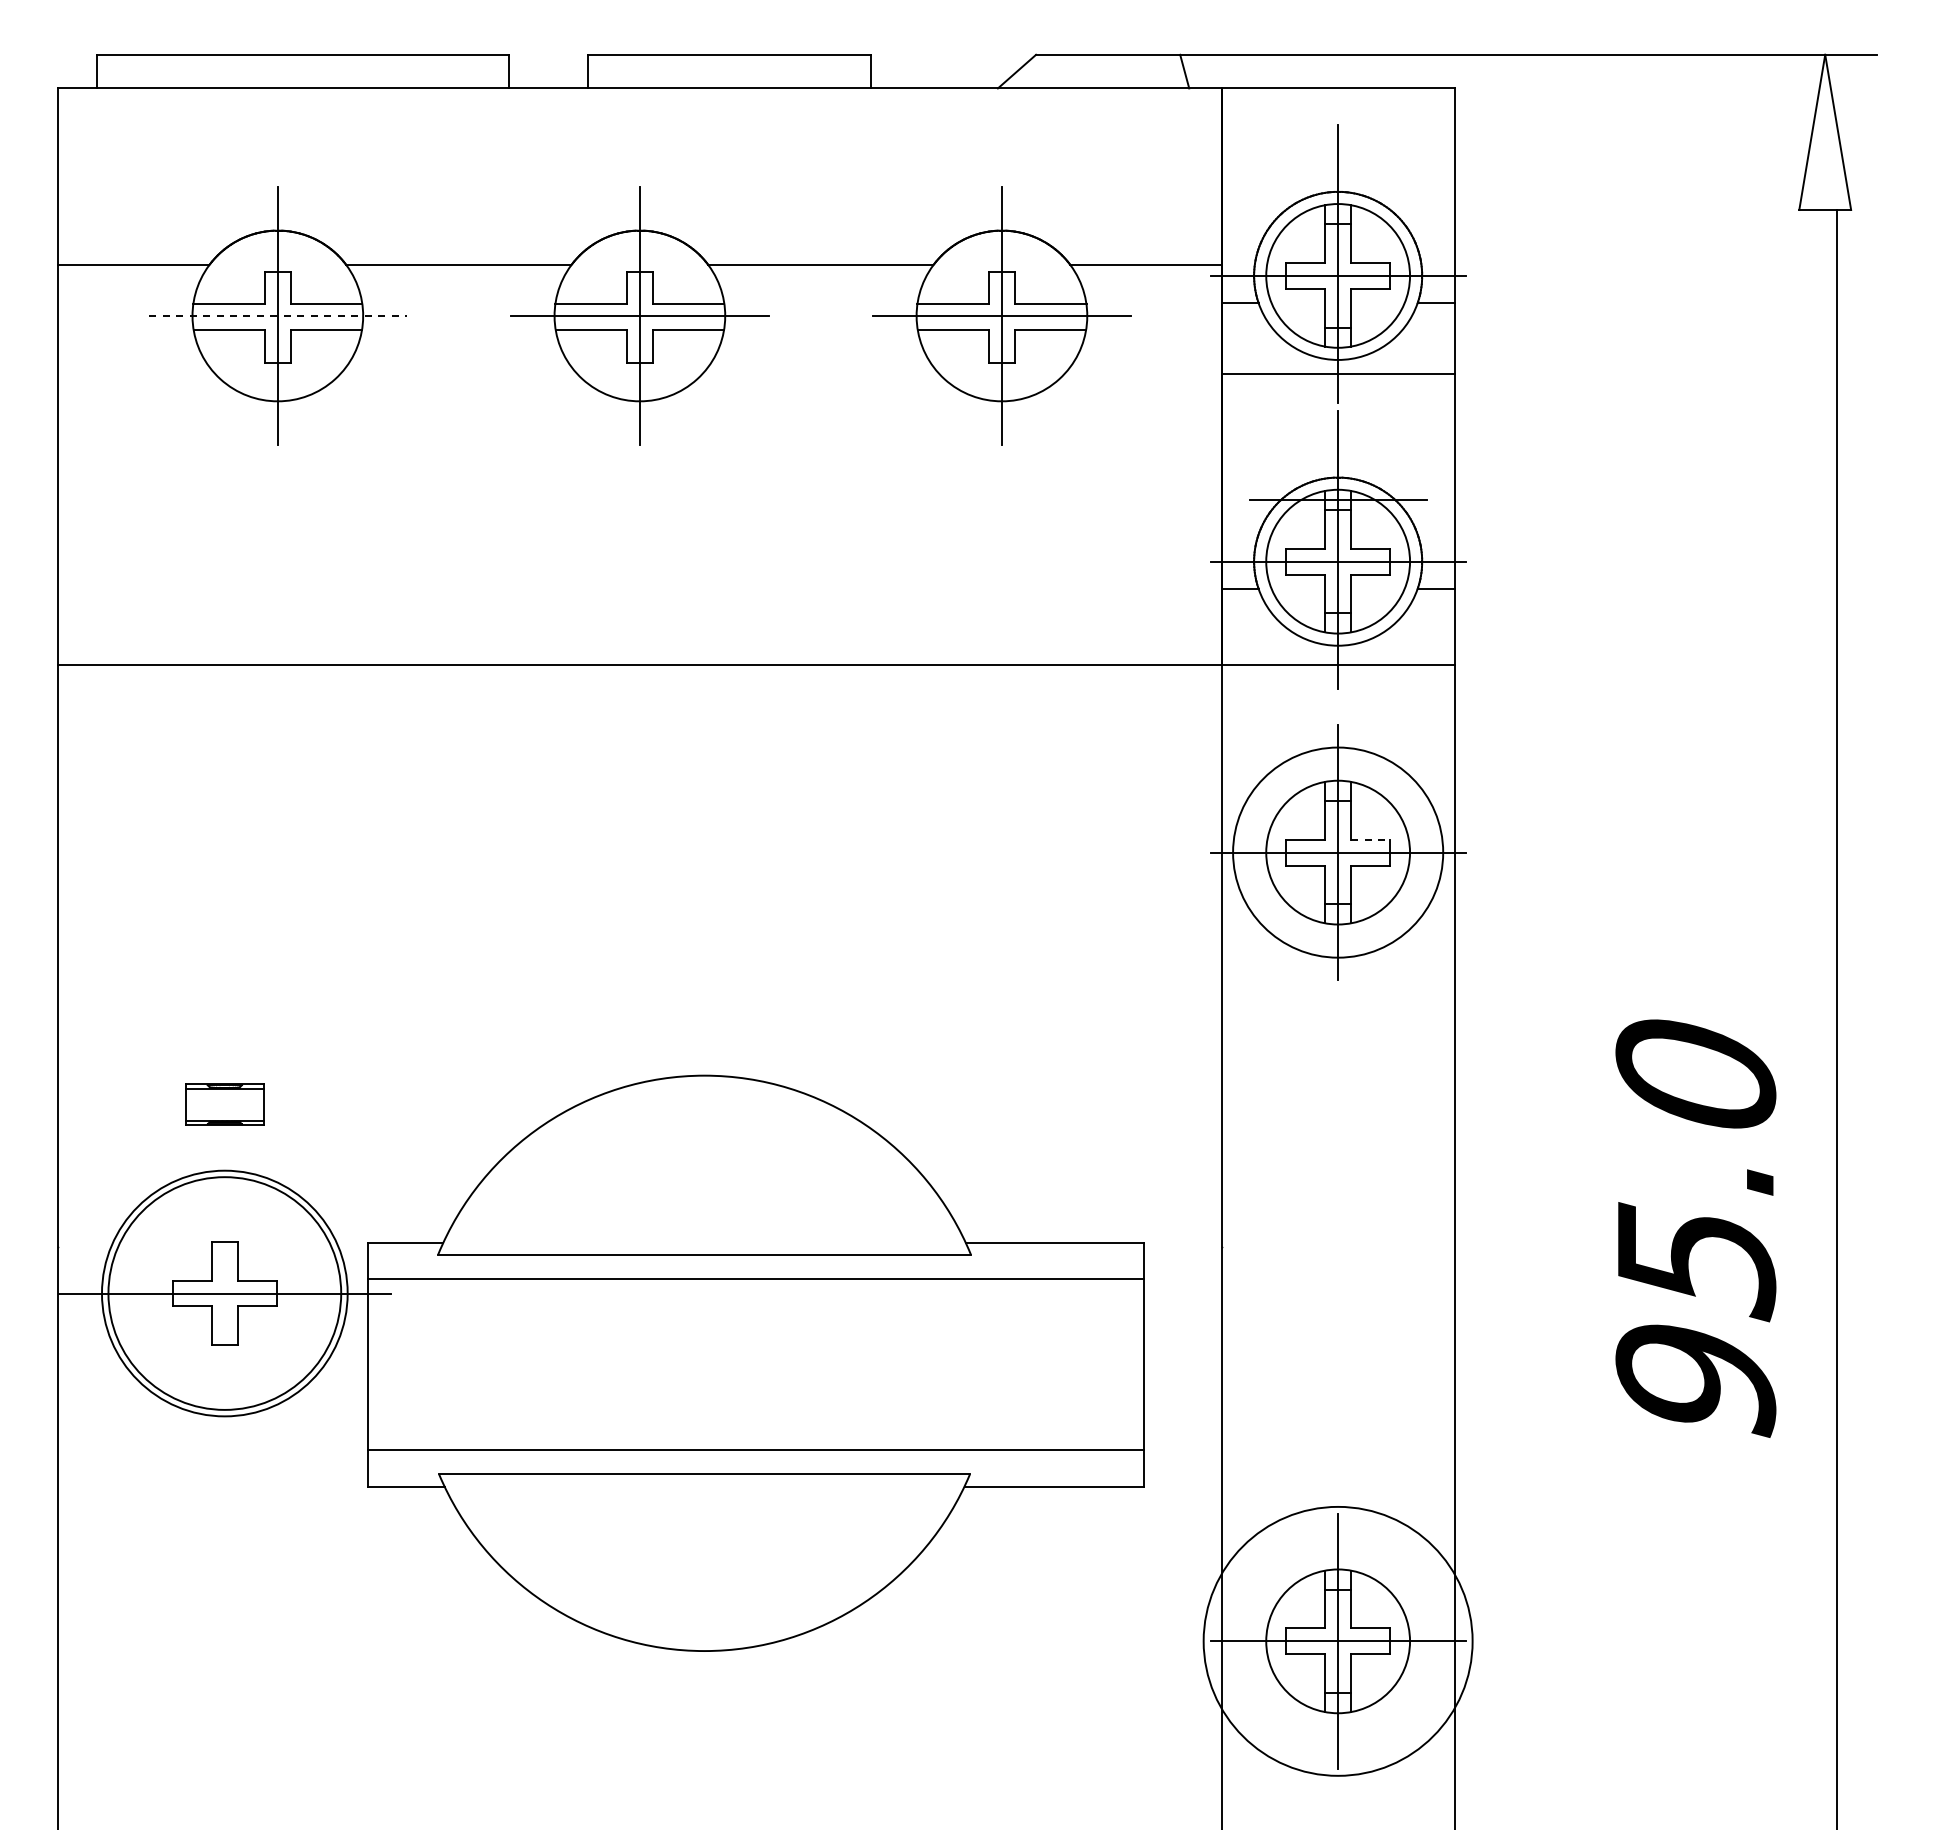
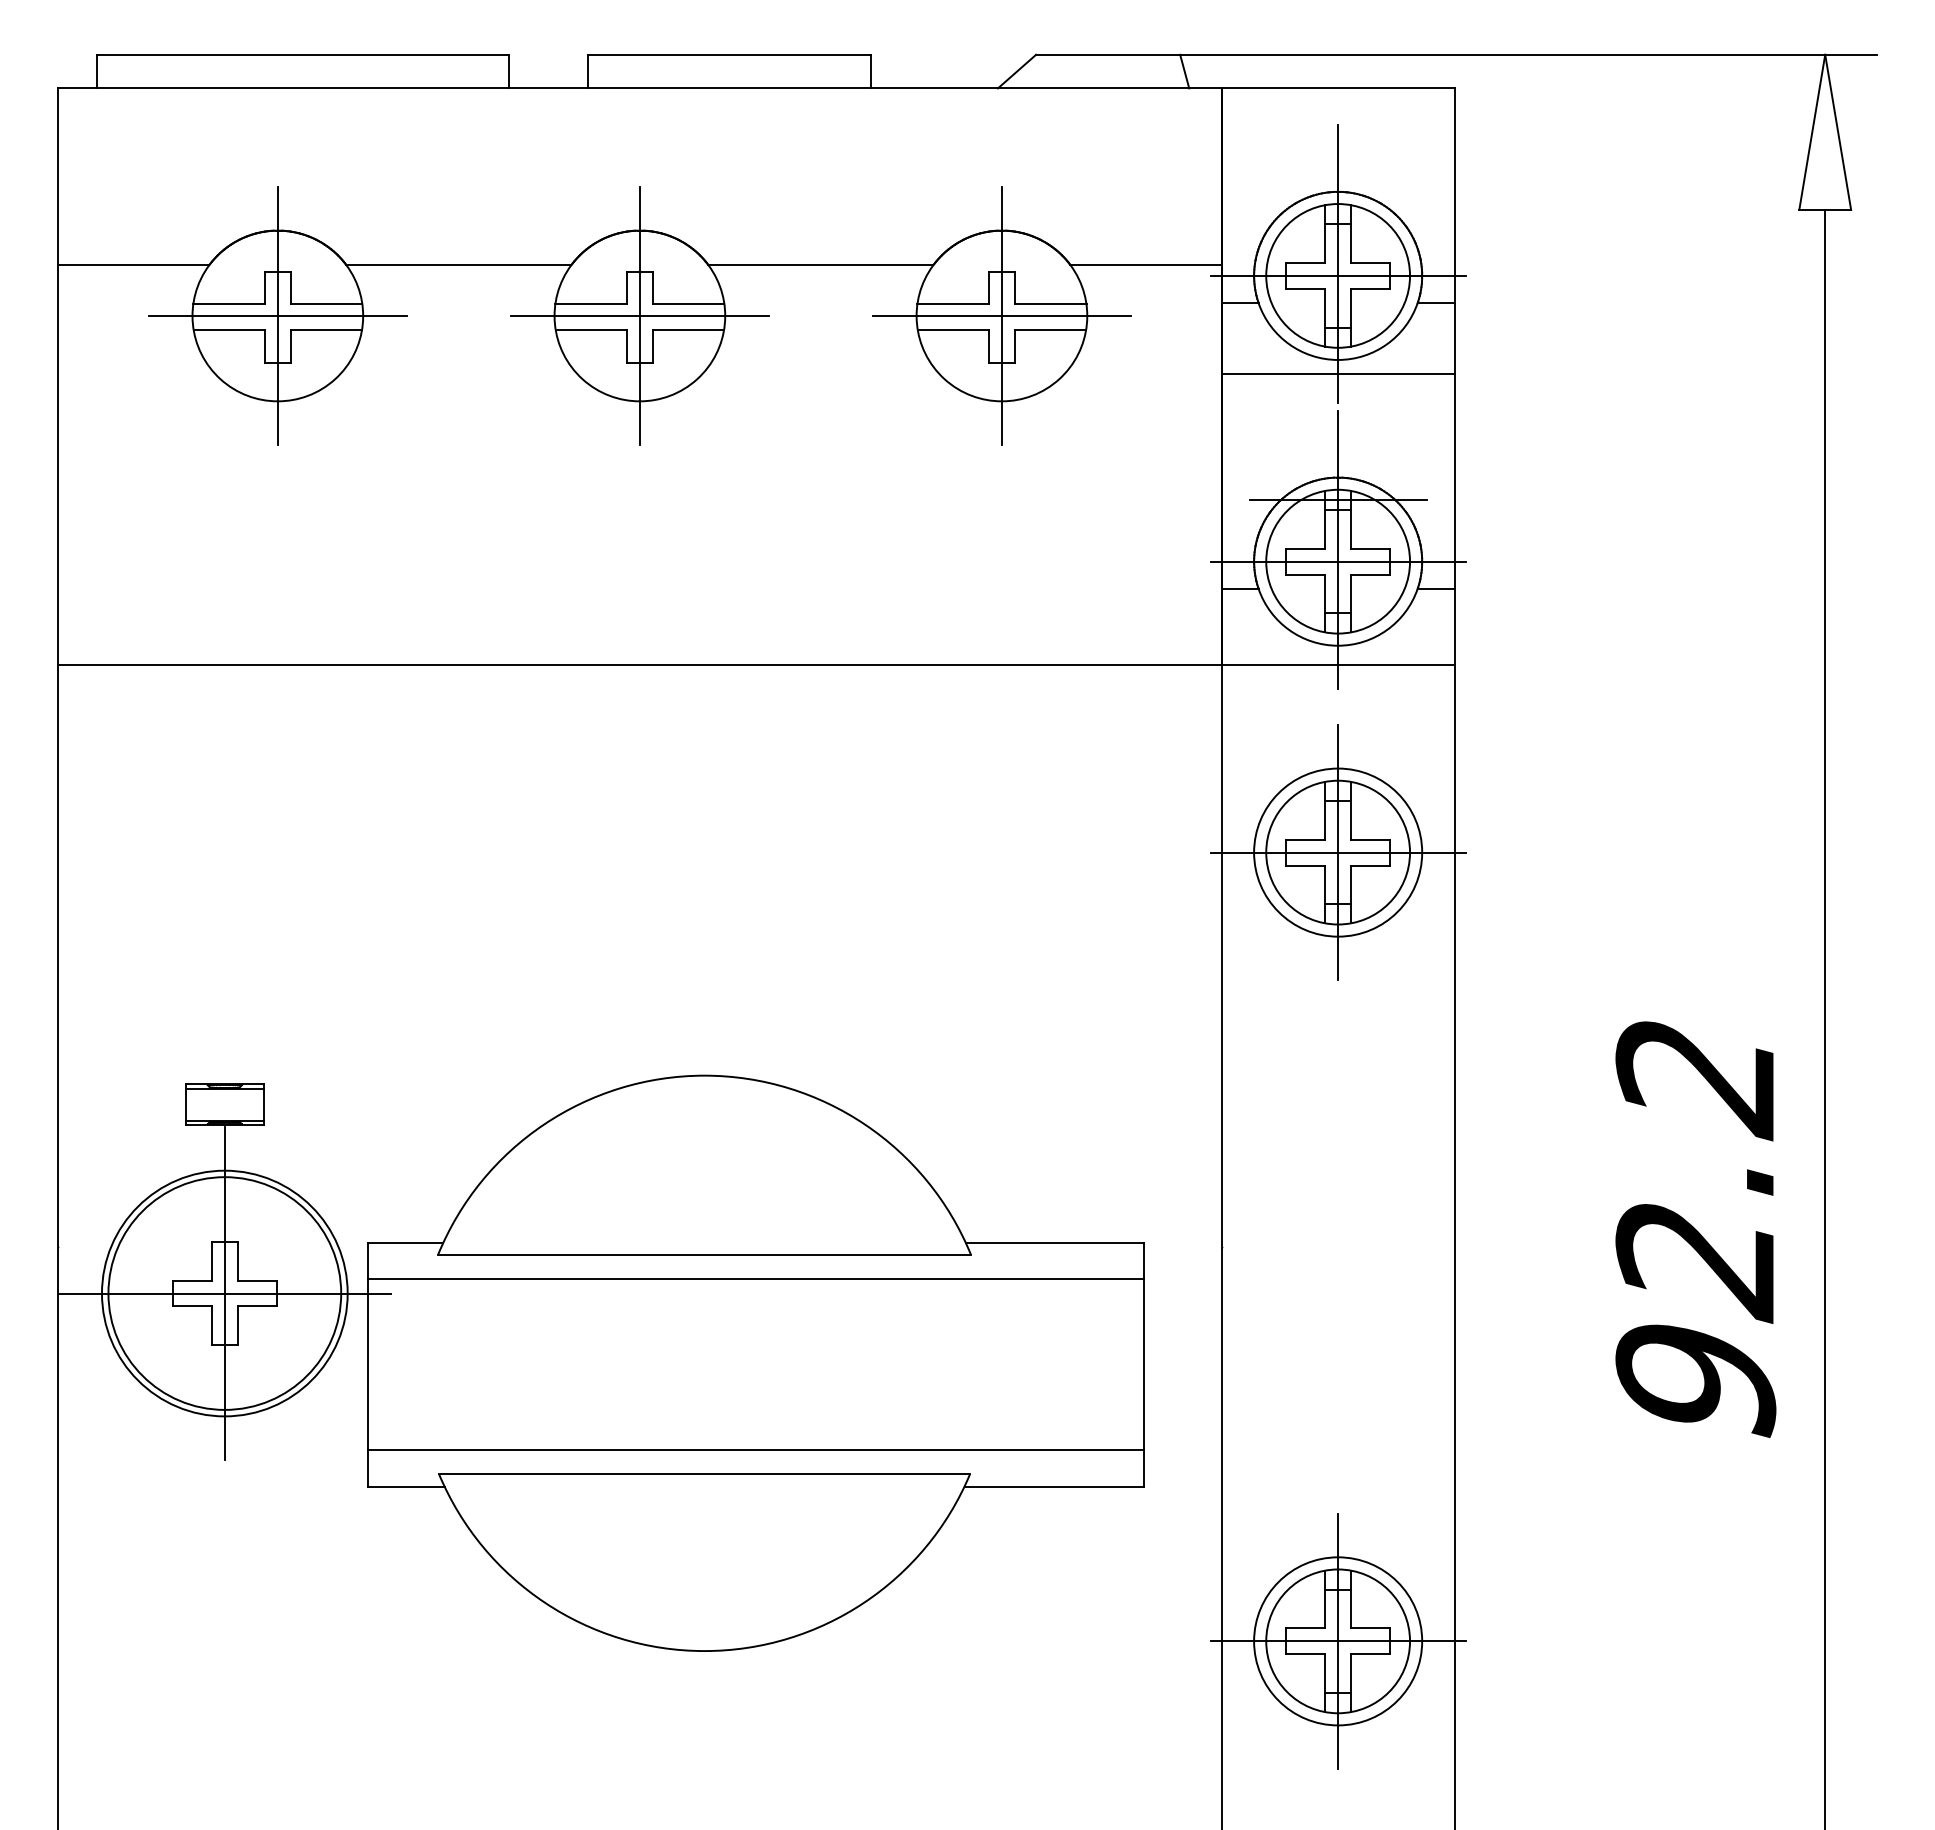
line: dashed -> solid (277, 316)
line: dashed -> solid (1370, 839)
circle diameter: 210 px -> 168 px (1338, 852)
line position: (1837, 1017) -> (1825, 1017) (1825, 1017)
text: 95.0 -> 92.2 (1695, 1171)
line: none -> present (224, 1293)
circle diameter: 269 px -> 168 px (1338, 1641)
